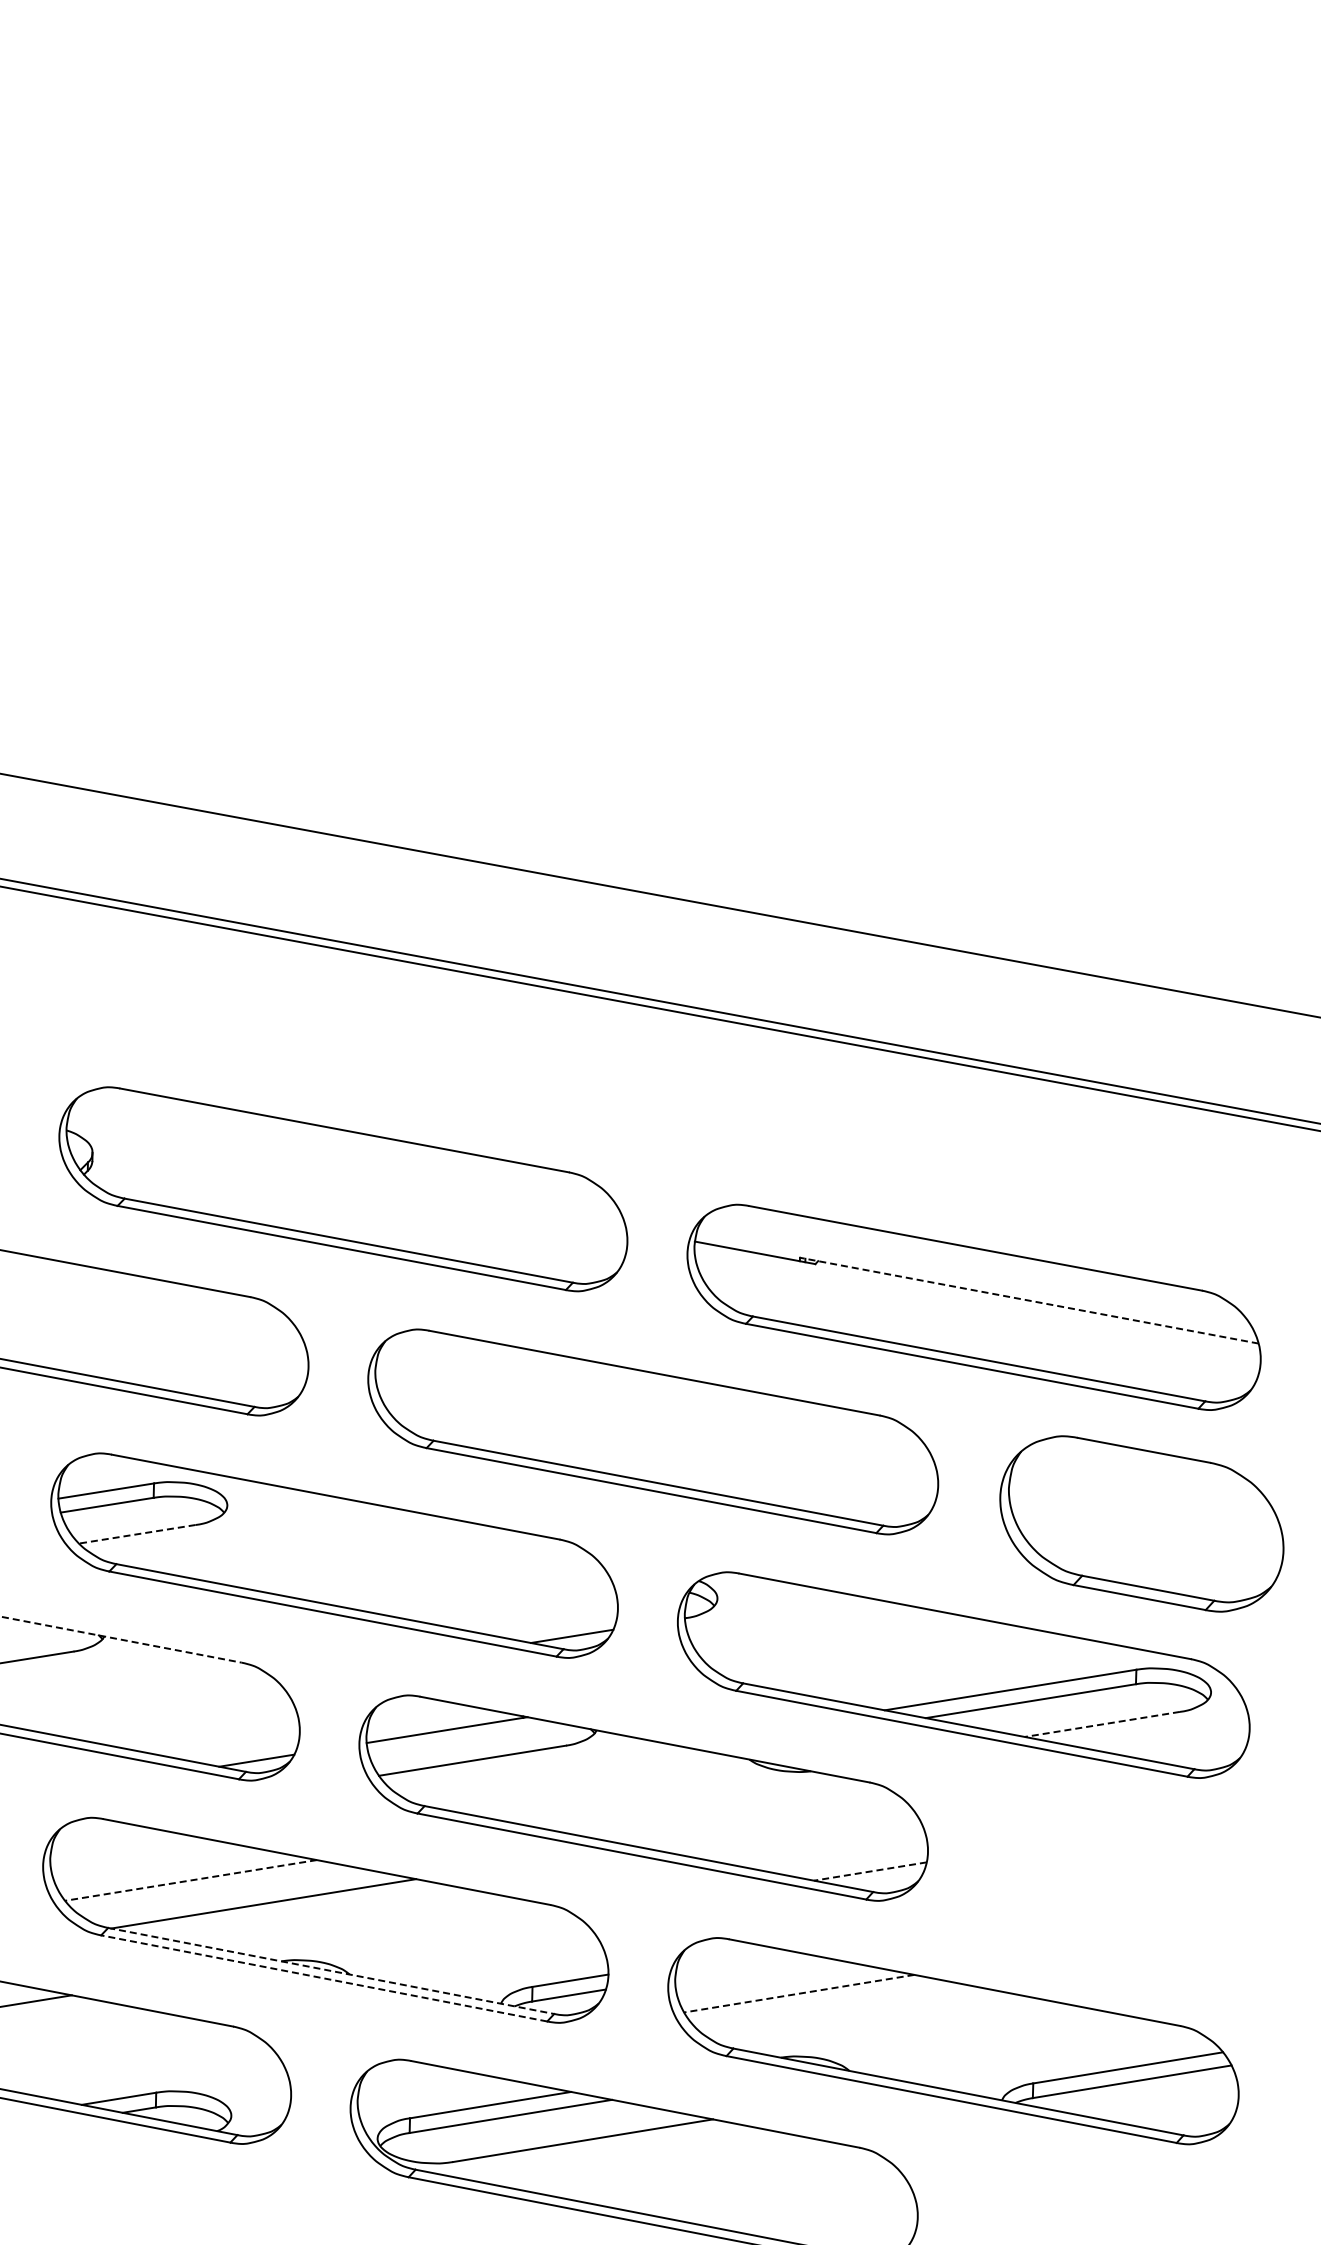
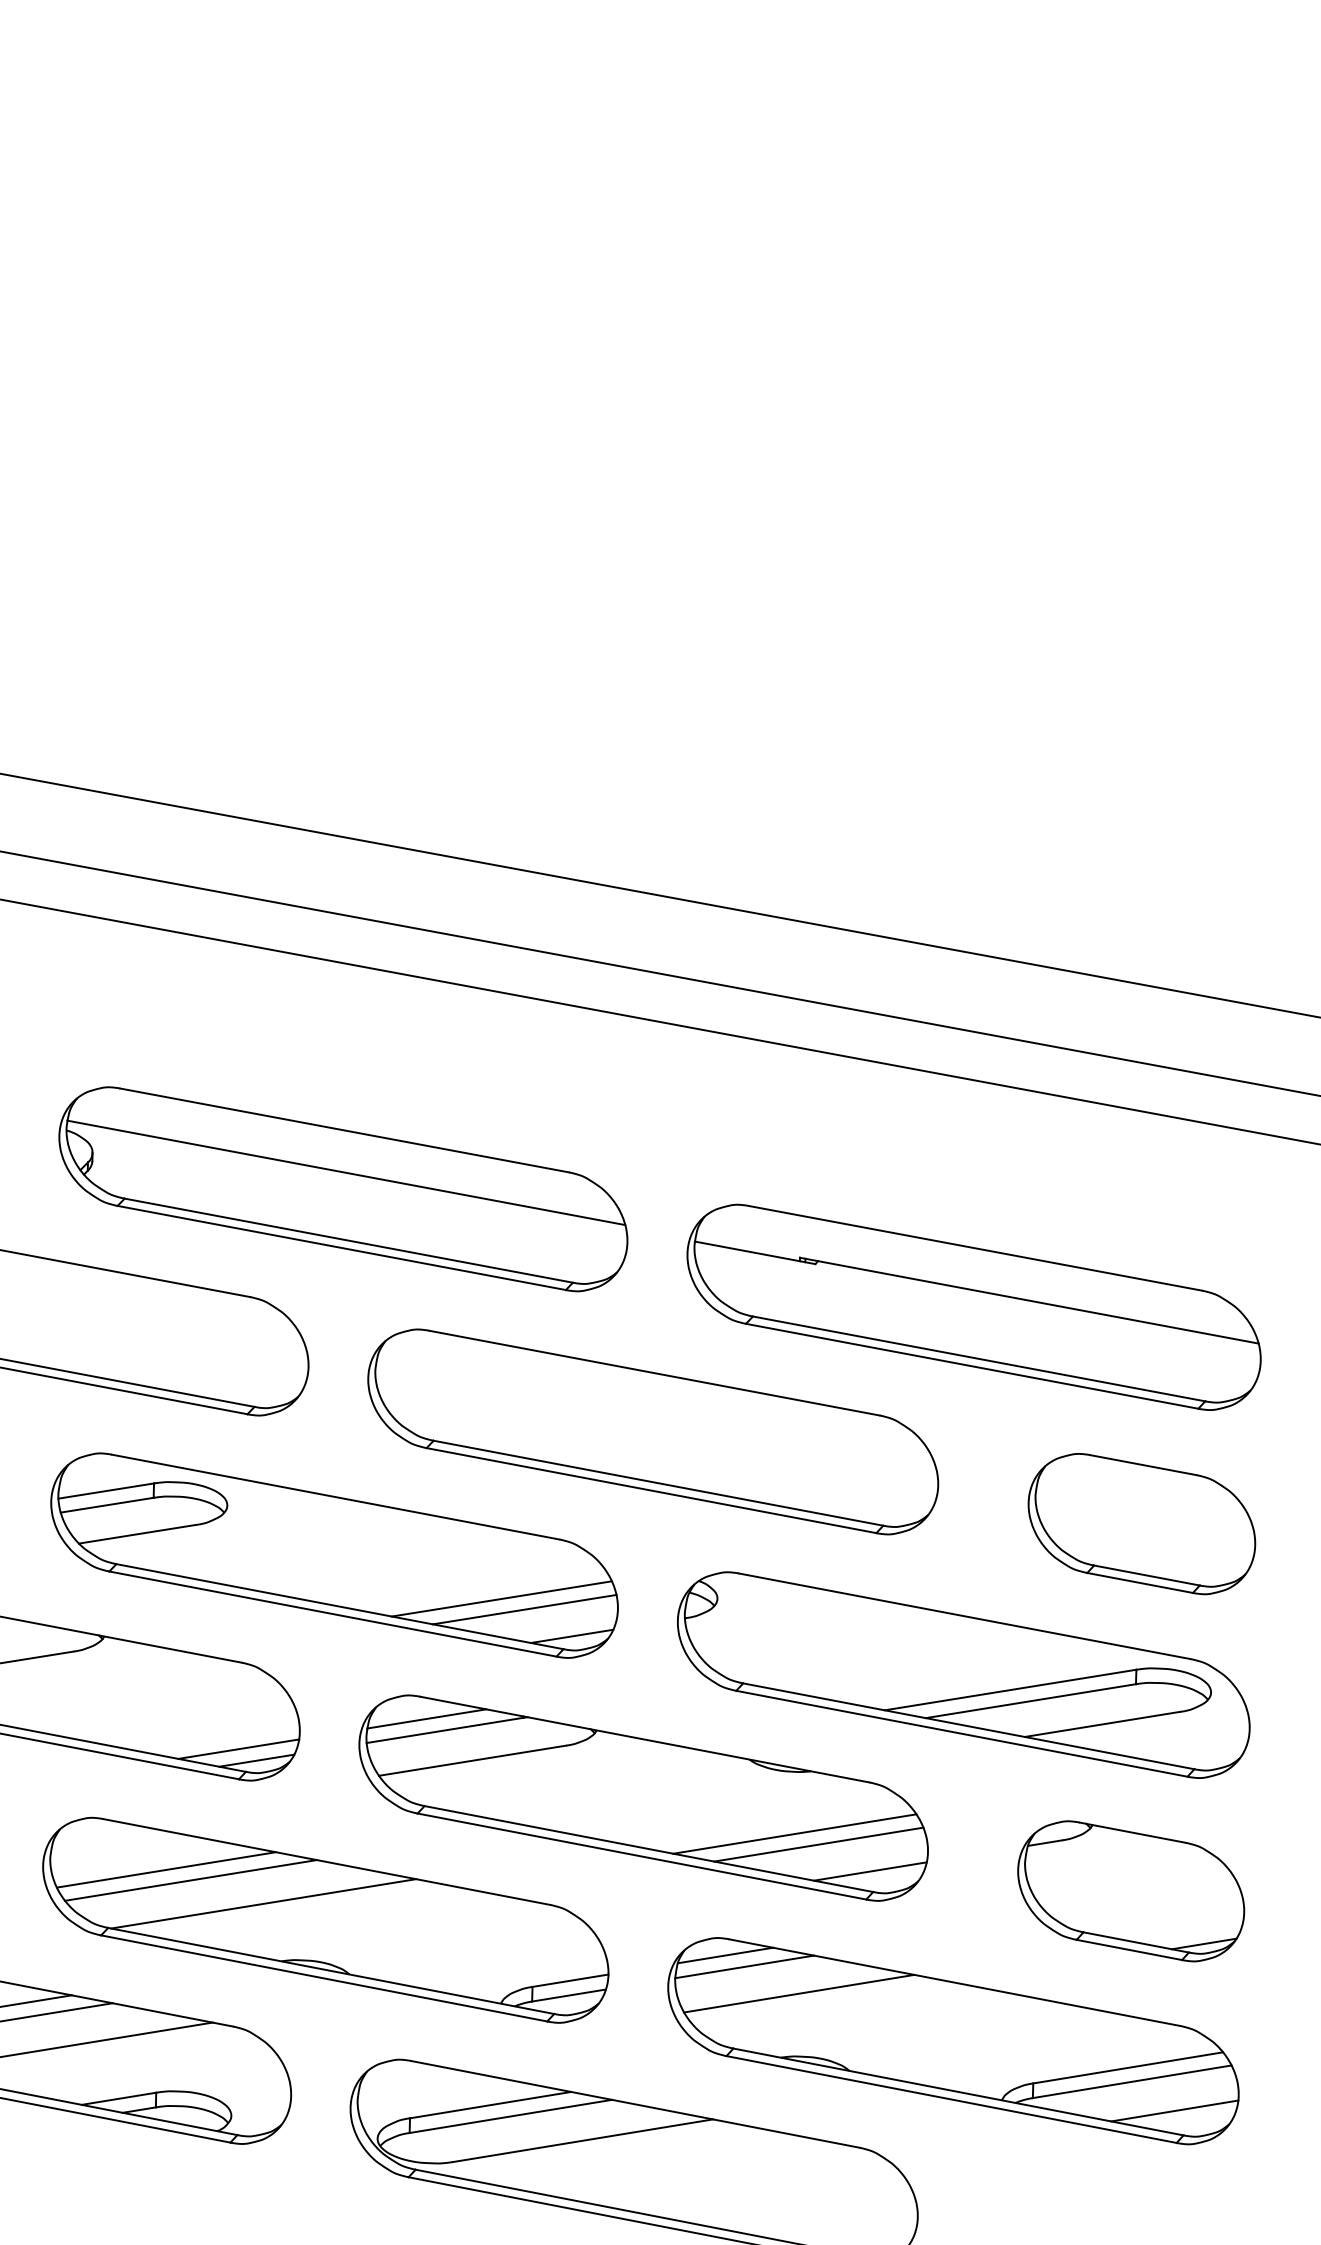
line position: (659, 1001) -> (659, 1021) (659, 1021)
line position: (659, 1008) -> (659, 973) (659, 973)
line: none -> present (346, 1172)
line: dashed -> solid (1028, 1300)
part size: 286x178 px -> 230x143 px (1141, 1524)
line: dashed -> solid (136, 1534)
line: none -> present (501, 1598)
line: none -> present (524, 1609)
line: dashed -> solid (121, 1639)
line: none -> present (426, 1718)
line: dashed -> solid (1102, 1724)
line: none -> present (238, 1748)
line: none -> present (794, 1833)
line: none -> present (818, 1844)
line: none -> present (165, 1869)
line: dashed -> solid (869, 1871)
line: dashed -> solid (191, 1880)
part: none -> present (1131, 1891)
line: none -> present (725, 1955)
line: none -> present (744, 1966)
line: dashed -> solid (331, 1971)
line: dashed -> solid (323, 1978)
line: dashed -> solid (799, 1993)
line: none -> present (57, 2012)
line: none -> present (107, 2039)
line: none -> present (1174, 2110)
